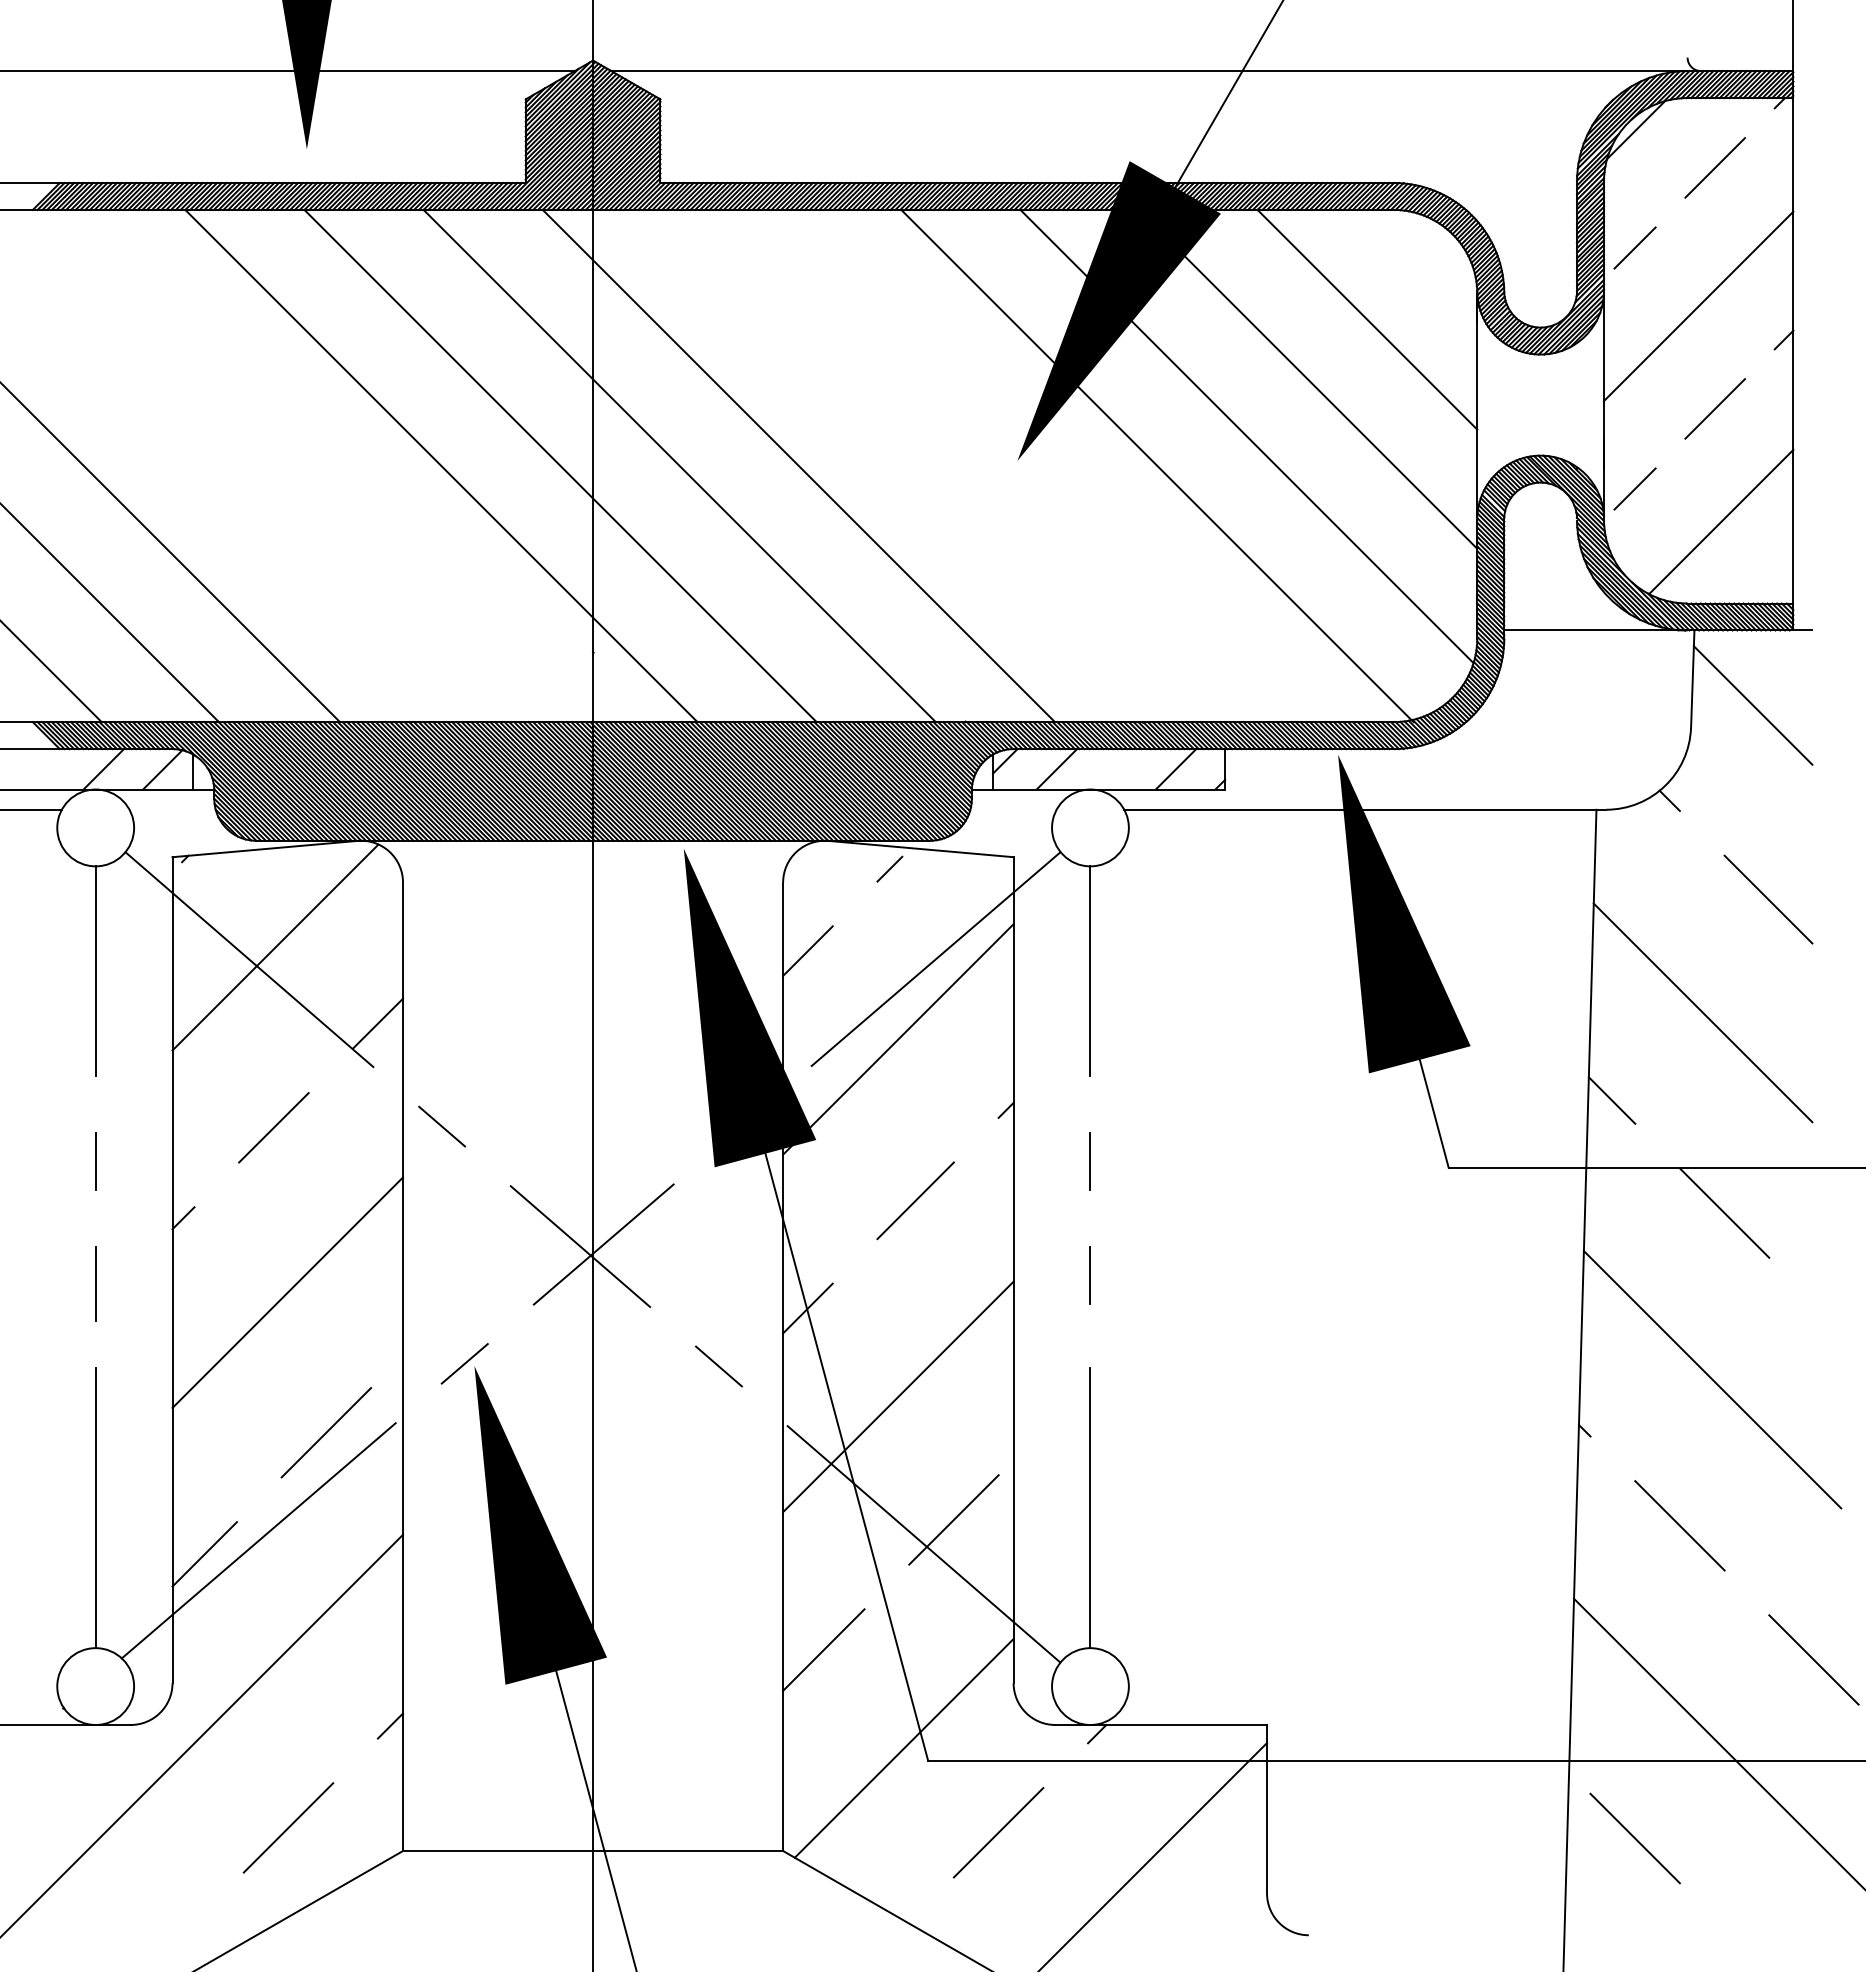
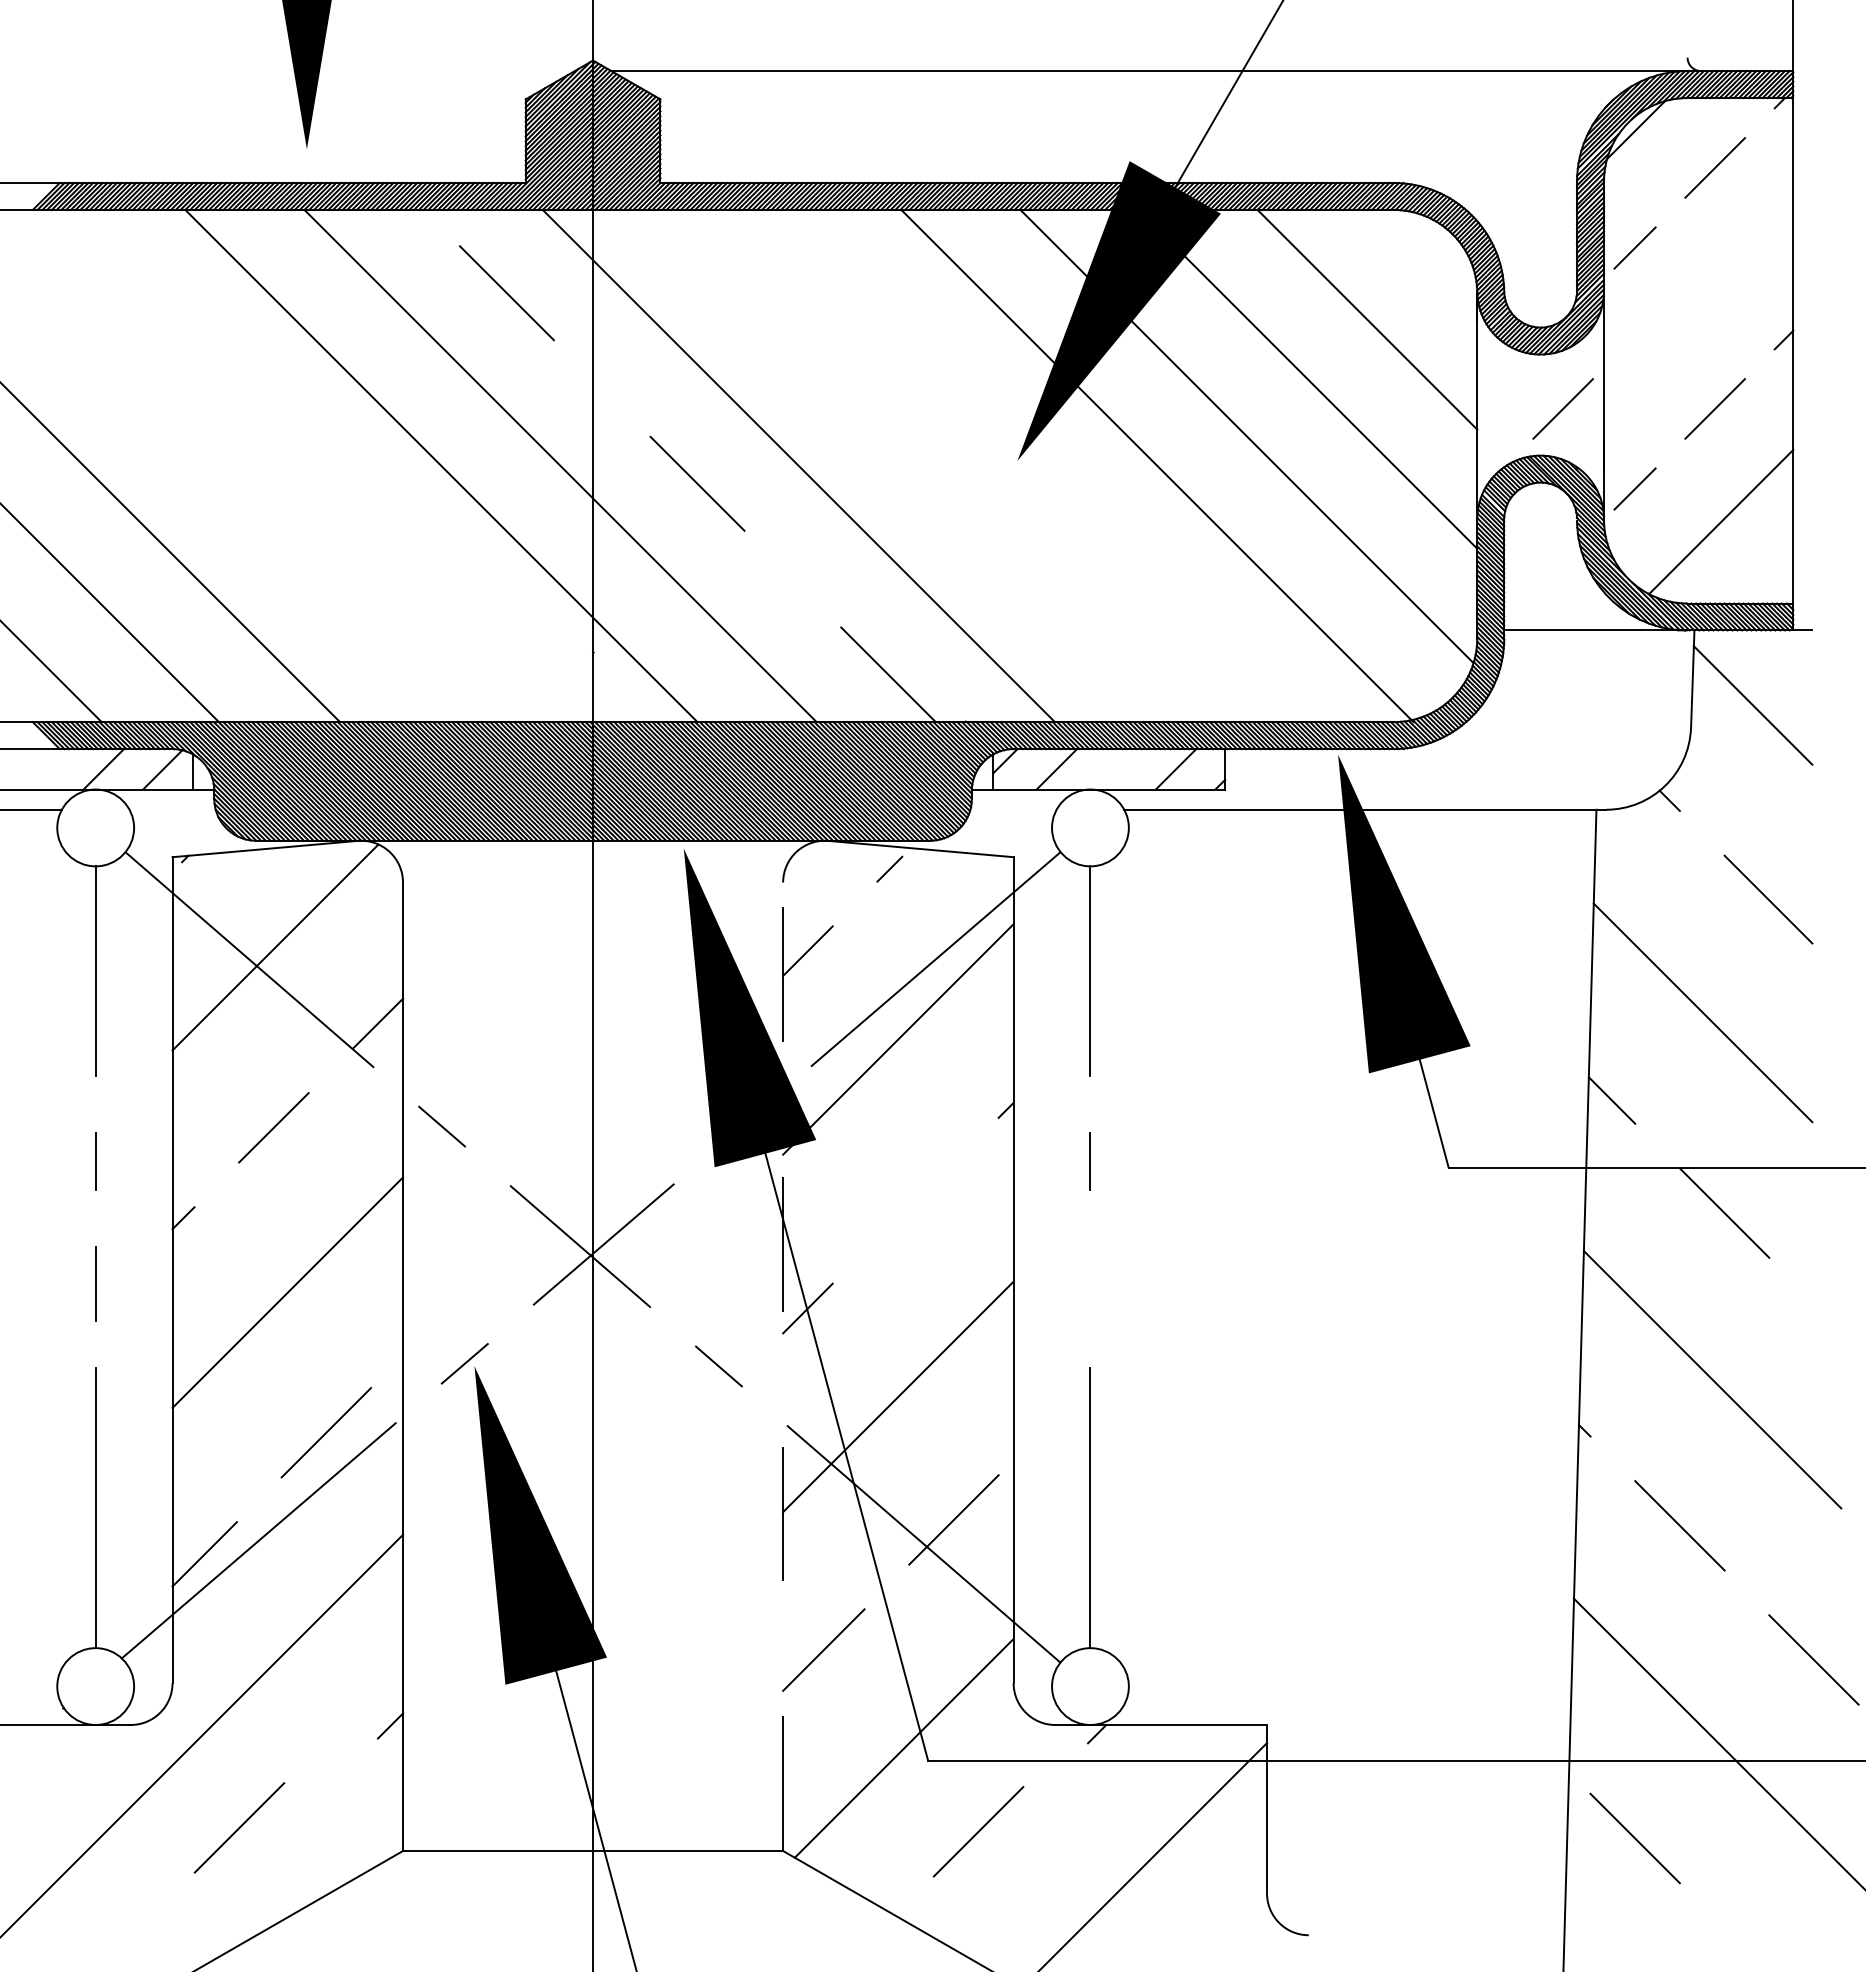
line: present -> none (288, 71)
line: present -> none (1698, 306)
line: none -> present (1562, 408)
line: solid -> dashed (679, 465)
line: present -> none (915, 1200)
line: present -> none (1090, 1275)
line: solid -> dashed (783, 1366)
line position: (288, 1827) -> (239, 1827) (239, 1827)
line position: (998, 1832) -> (978, 1831) (978, 1831)
